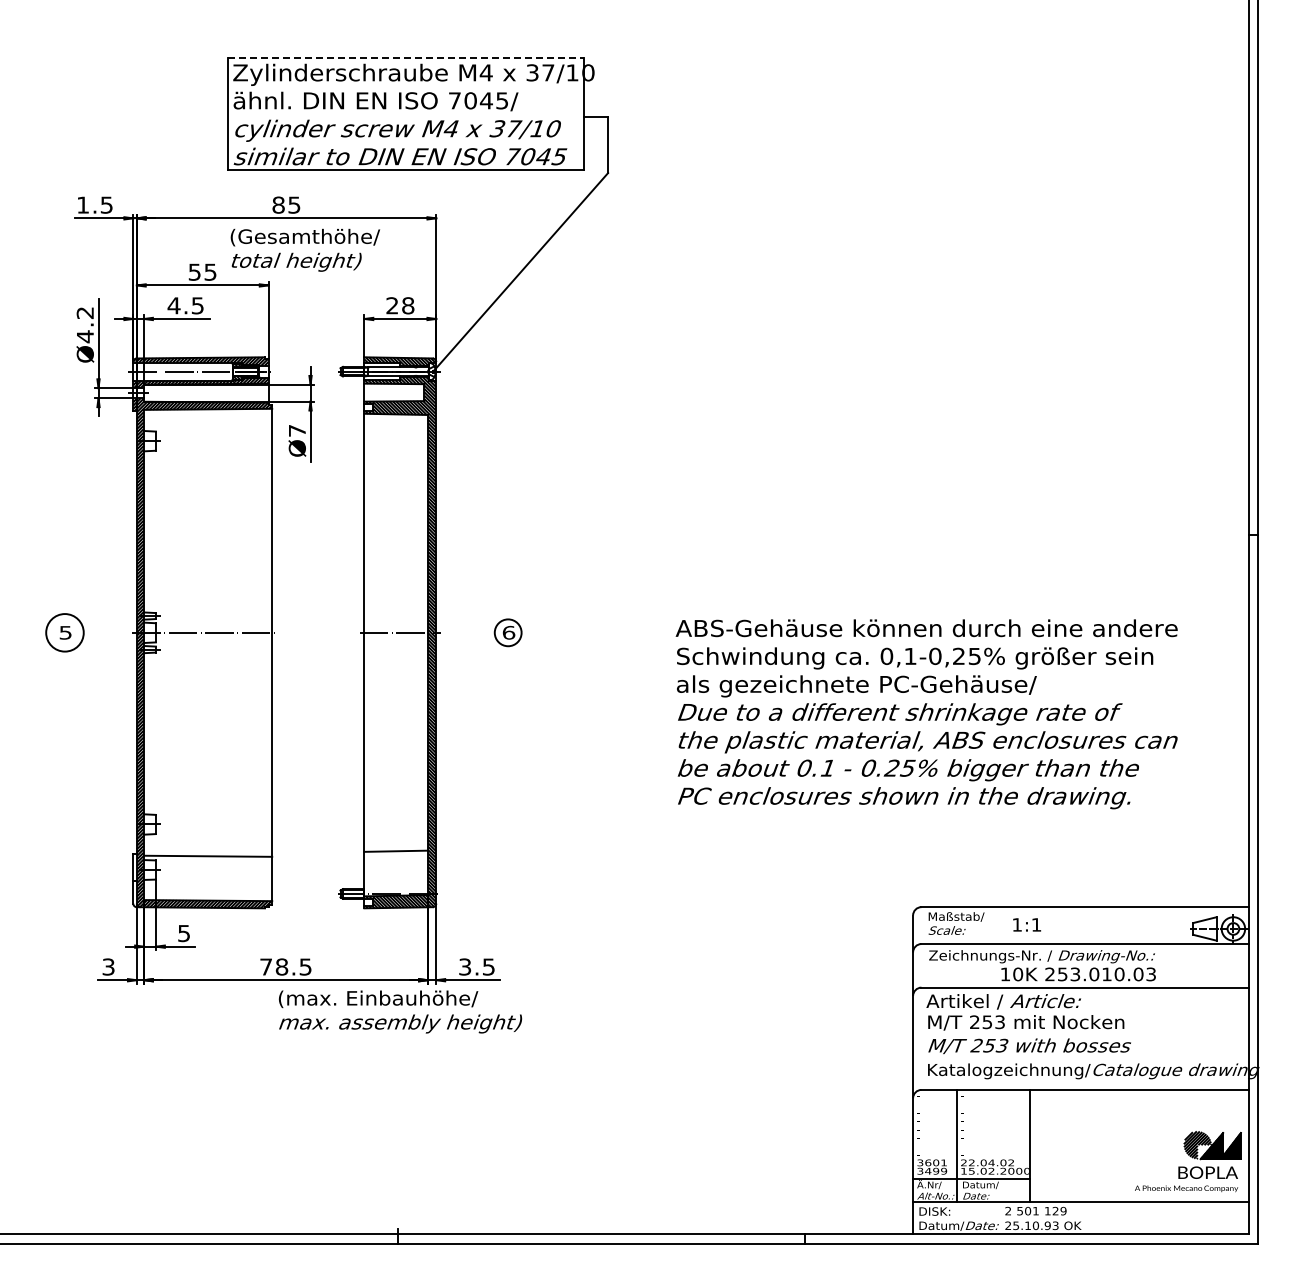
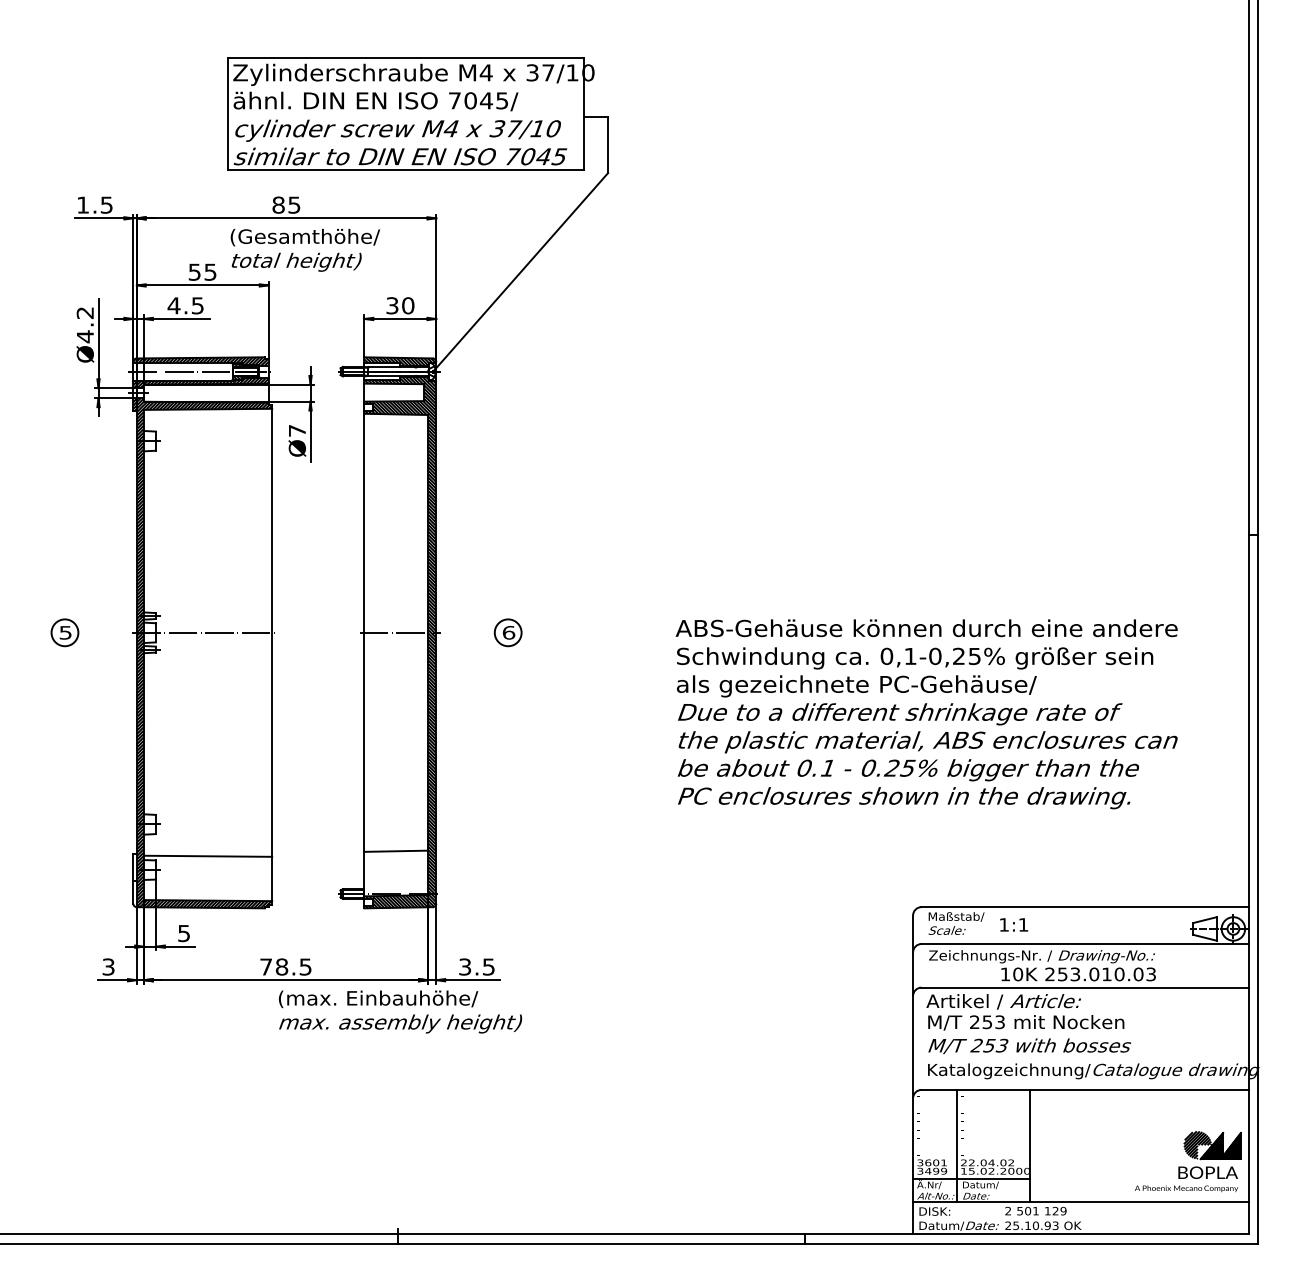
line: dashed -> solid (406, 58)
text: 28 -> 30 (400, 305)
circle diameter: 38 px -> 27 px (64, 632)
text position: (1027, 924) -> (1014, 924) (1014, 924)
